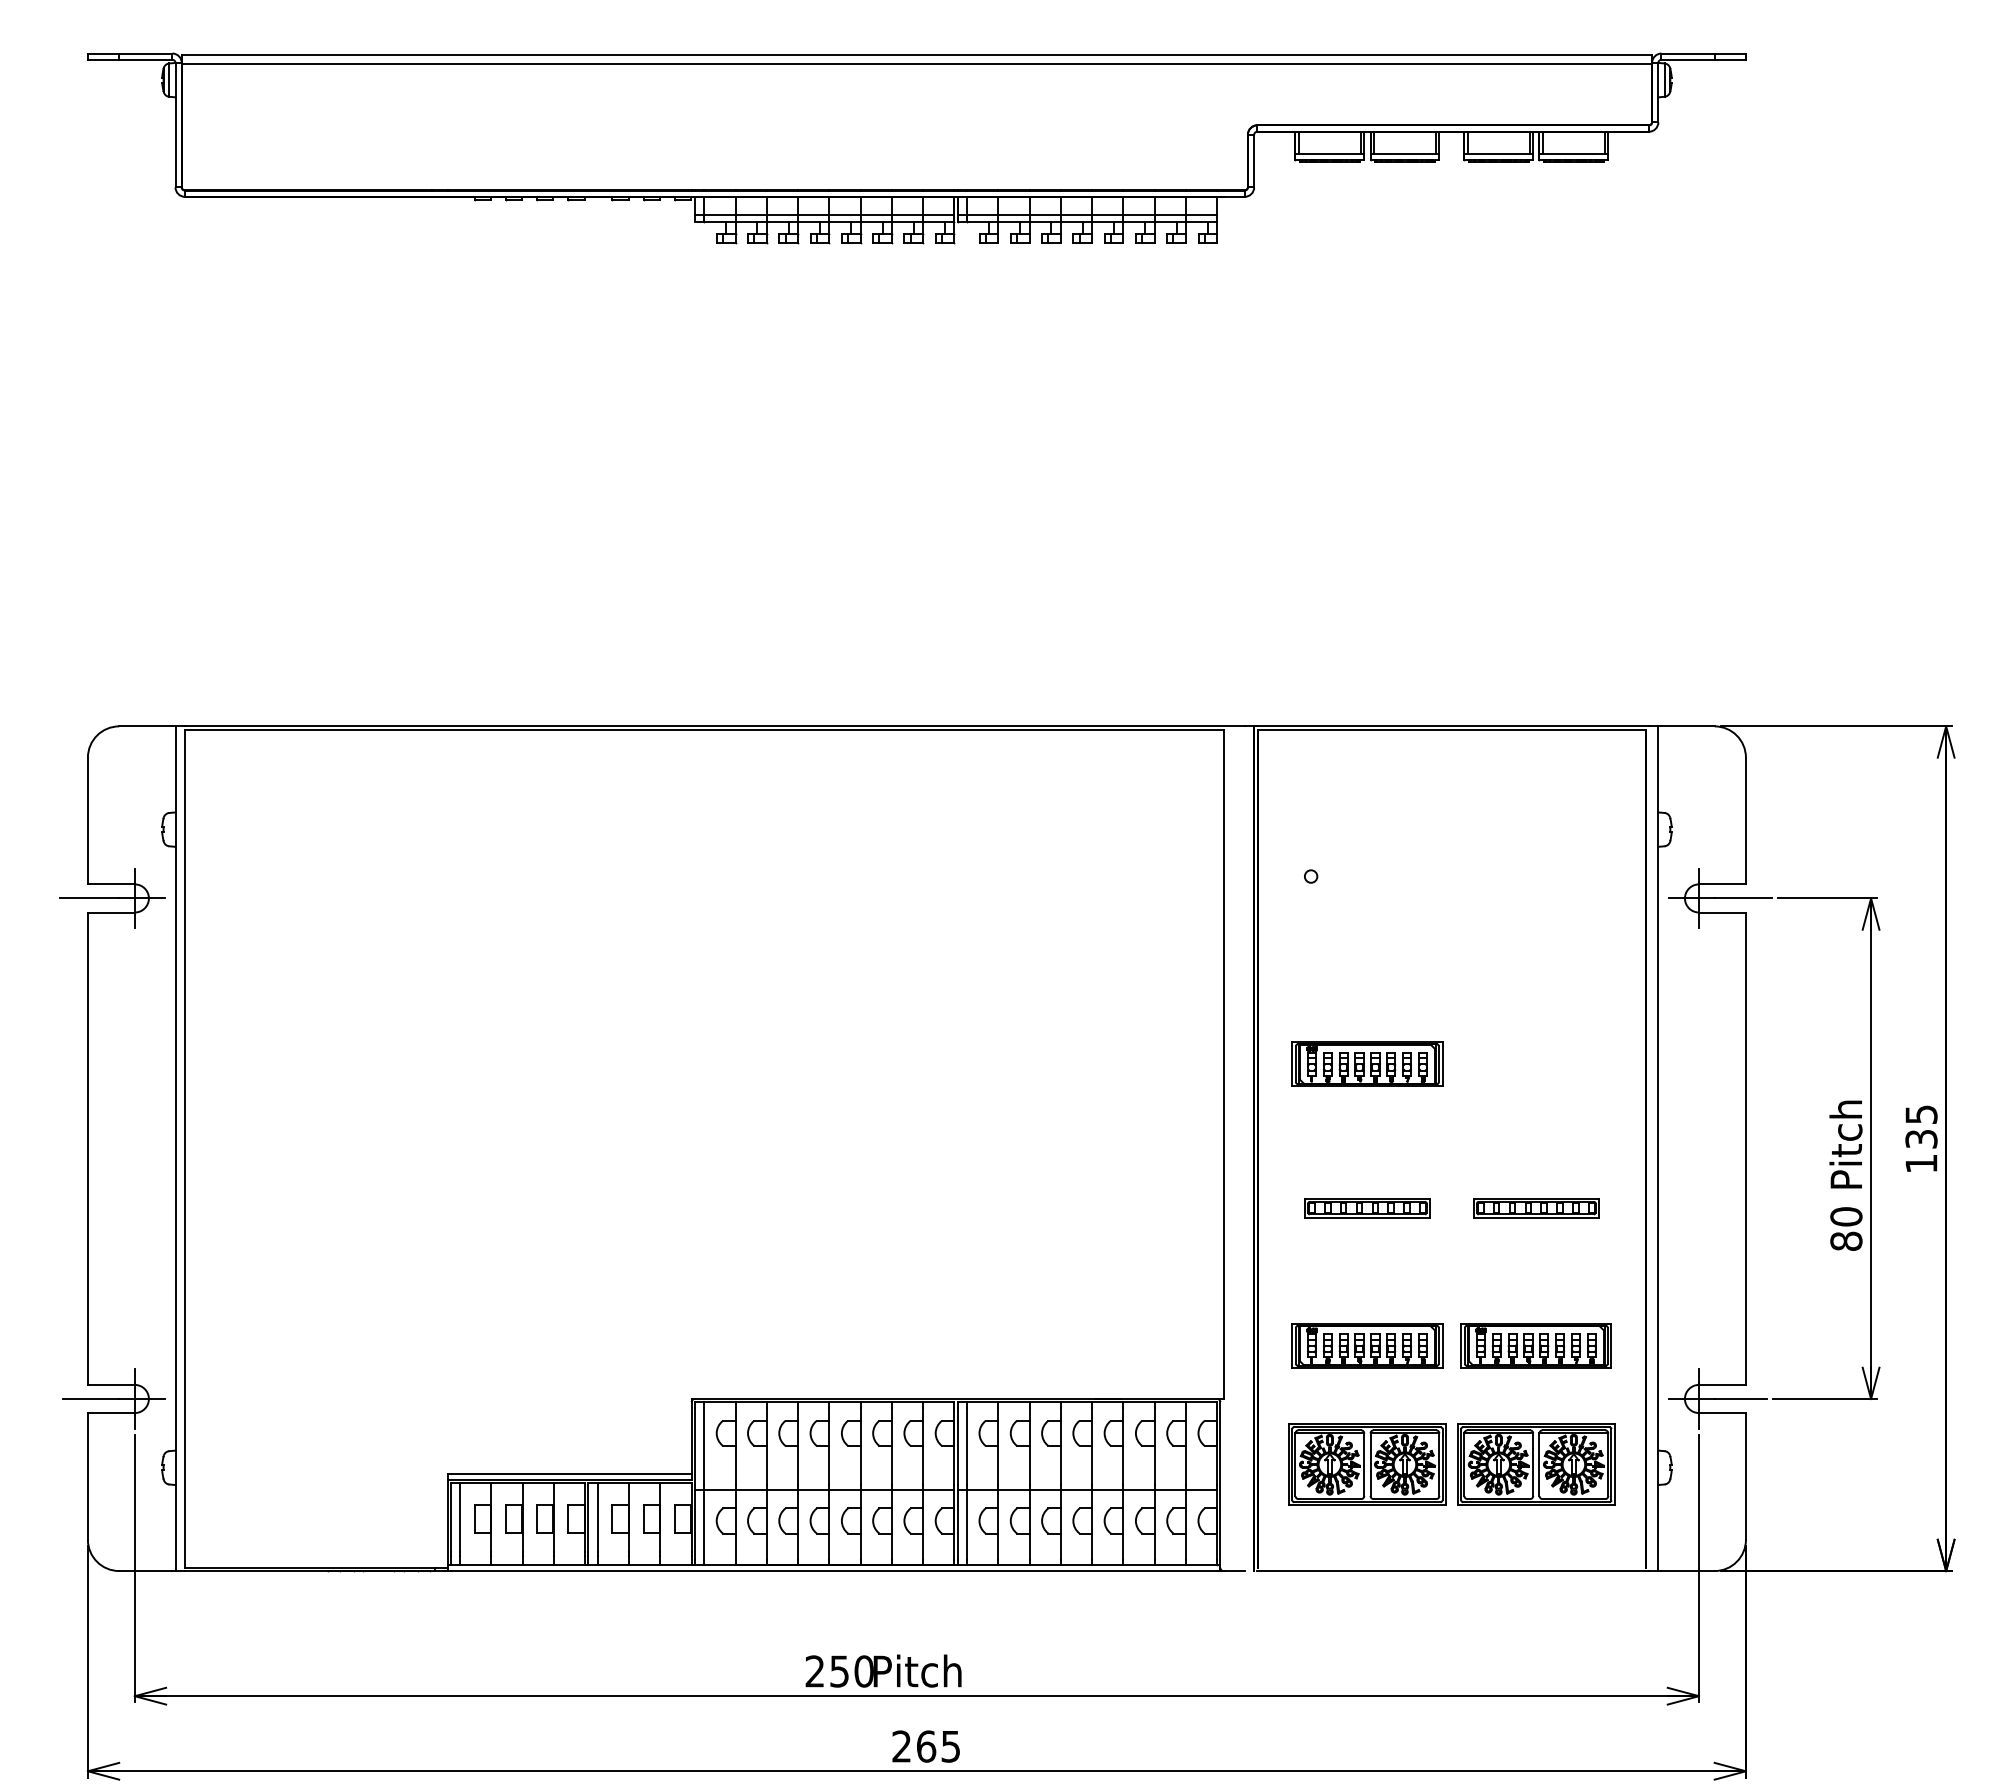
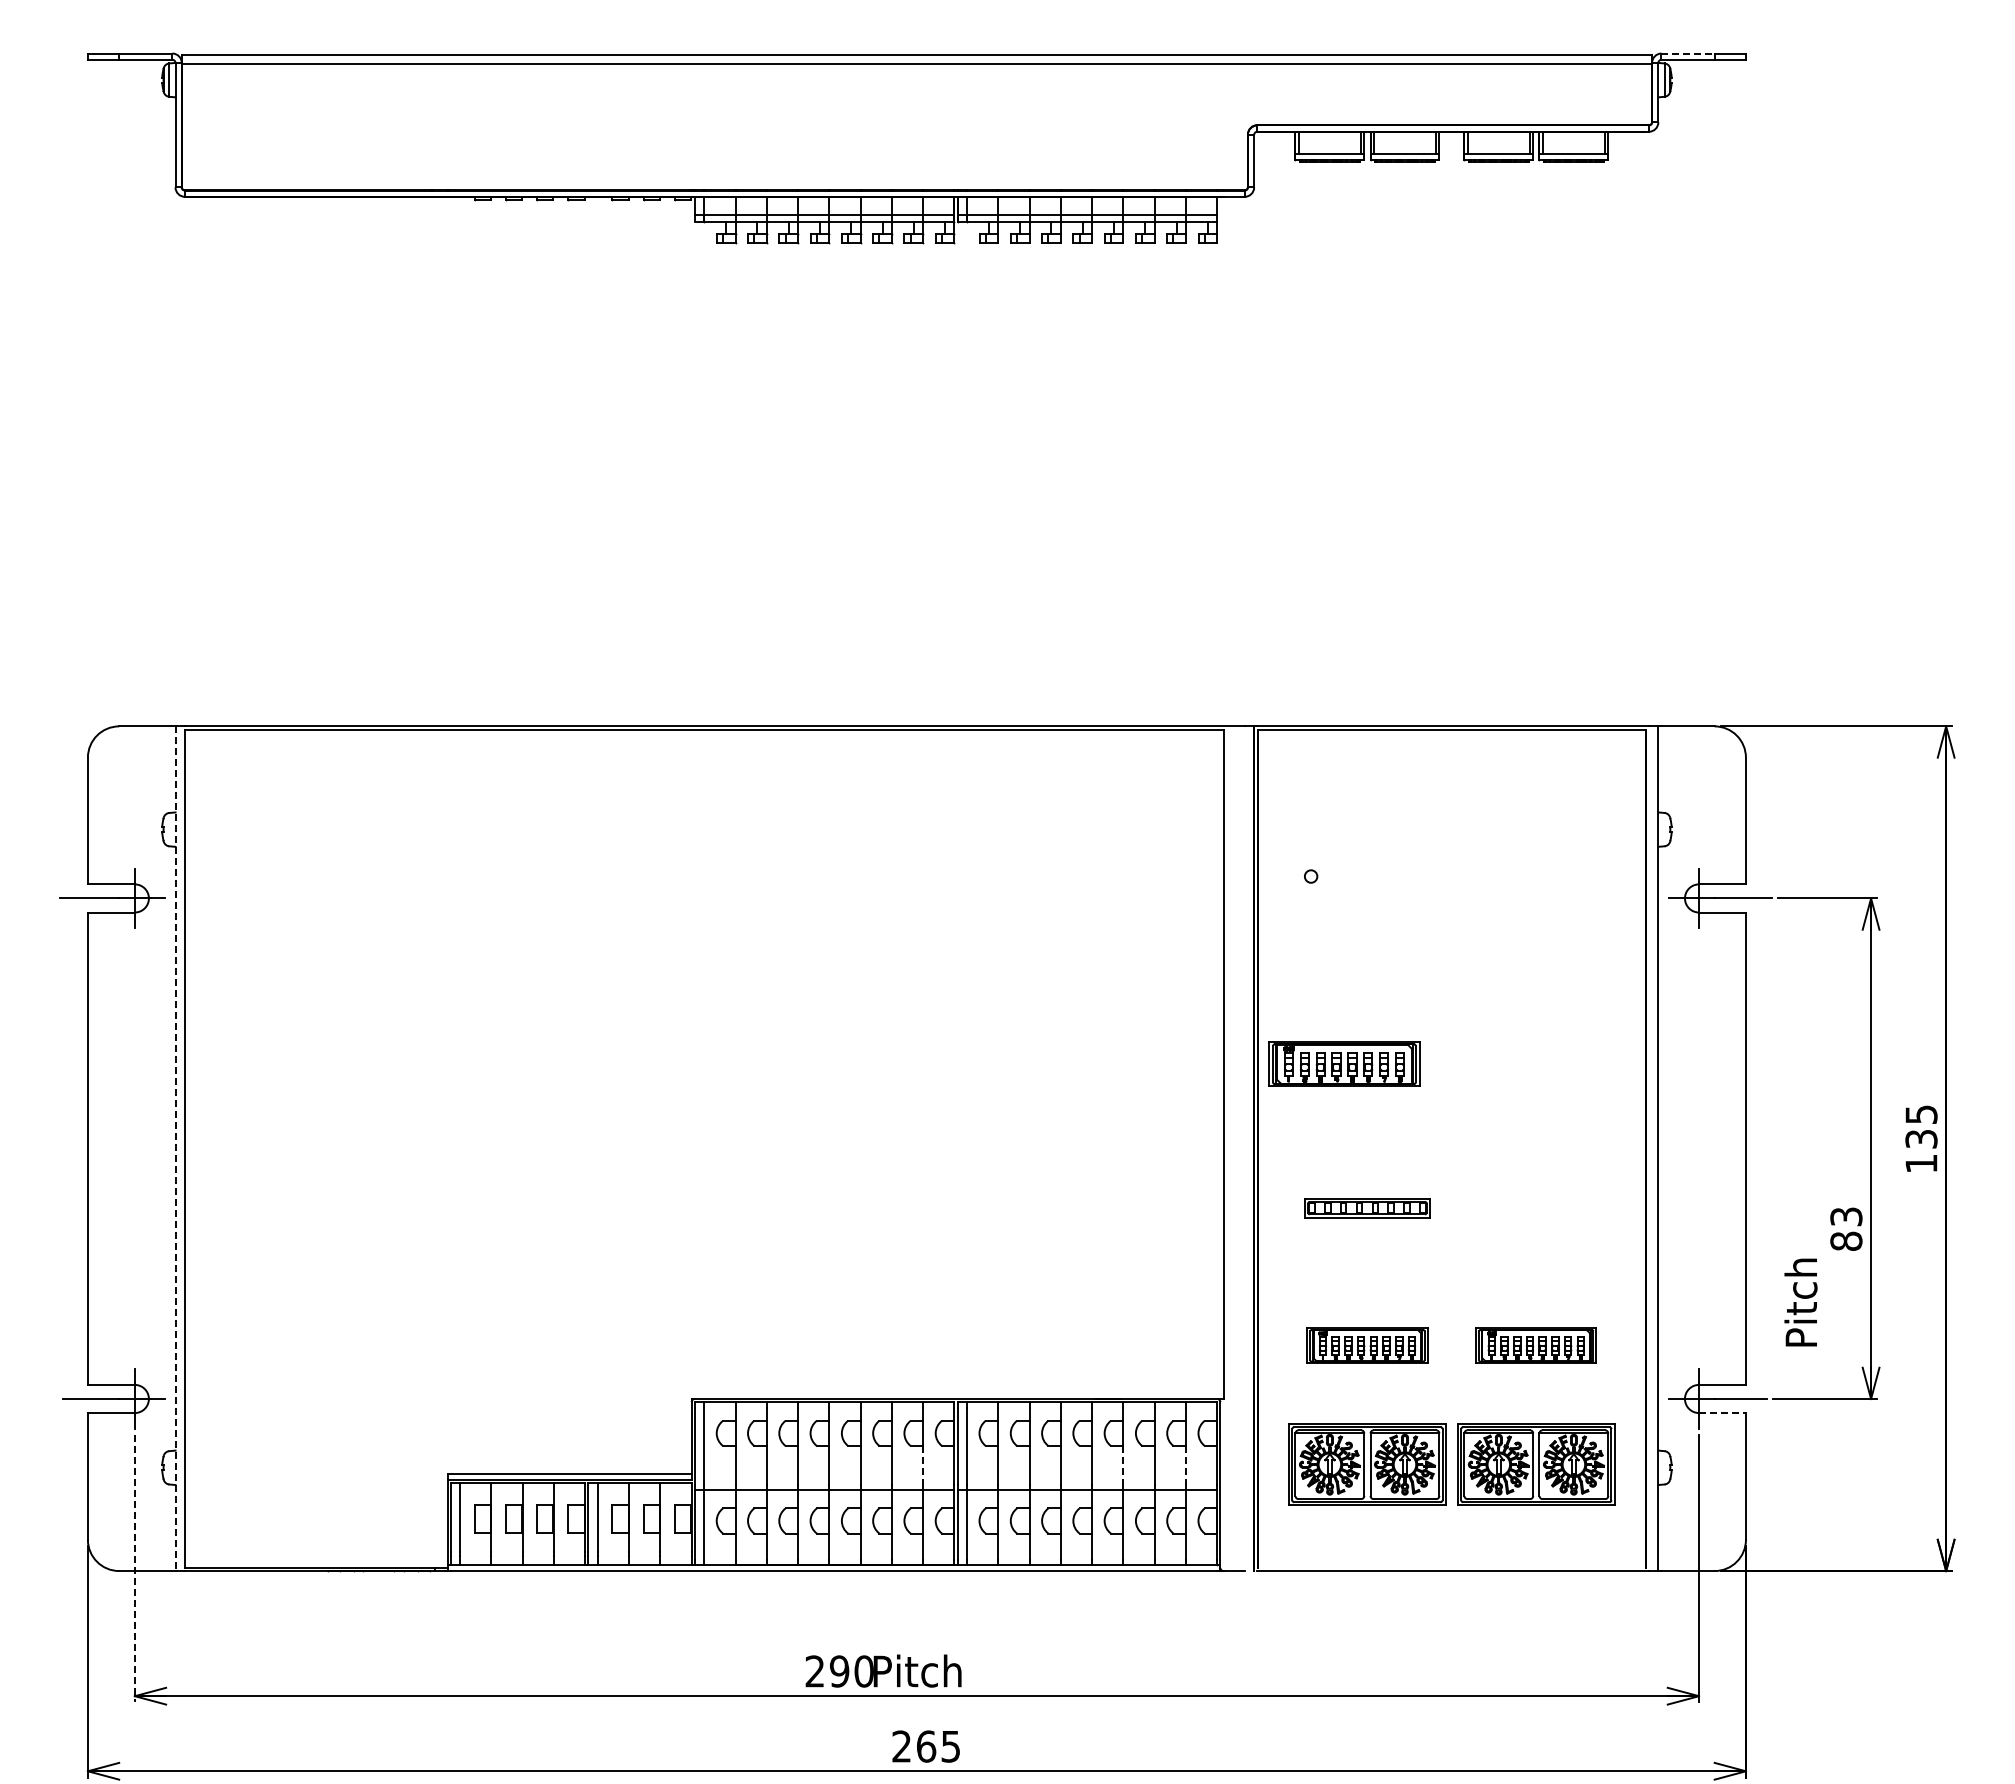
line: solid -> dashed (1688, 53)
part position: (1367, 1063) -> (1344, 1063) (1344, 1063)
text position: (1845, 1144) -> (1800, 1302) (1800, 1302)
line: solid -> dashed (175, 1149)
part: present -> none (1536, 1208)
text: 80 -> 83 (1846, 1216)
part size: 153x46 px -> 123x37 px (1367, 1345)
part size: 152x46 px -> 122x37 px (1535, 1345)
line: solid -> dashed (1722, 1413)
line: solid -> dashed (923, 1465)
line: solid -> dashed (1123, 1465)
line: solid -> dashed (1185, 1465)
line: solid -> dashed (134, 1568)
text: 250 -> 290 (839, 1671)
